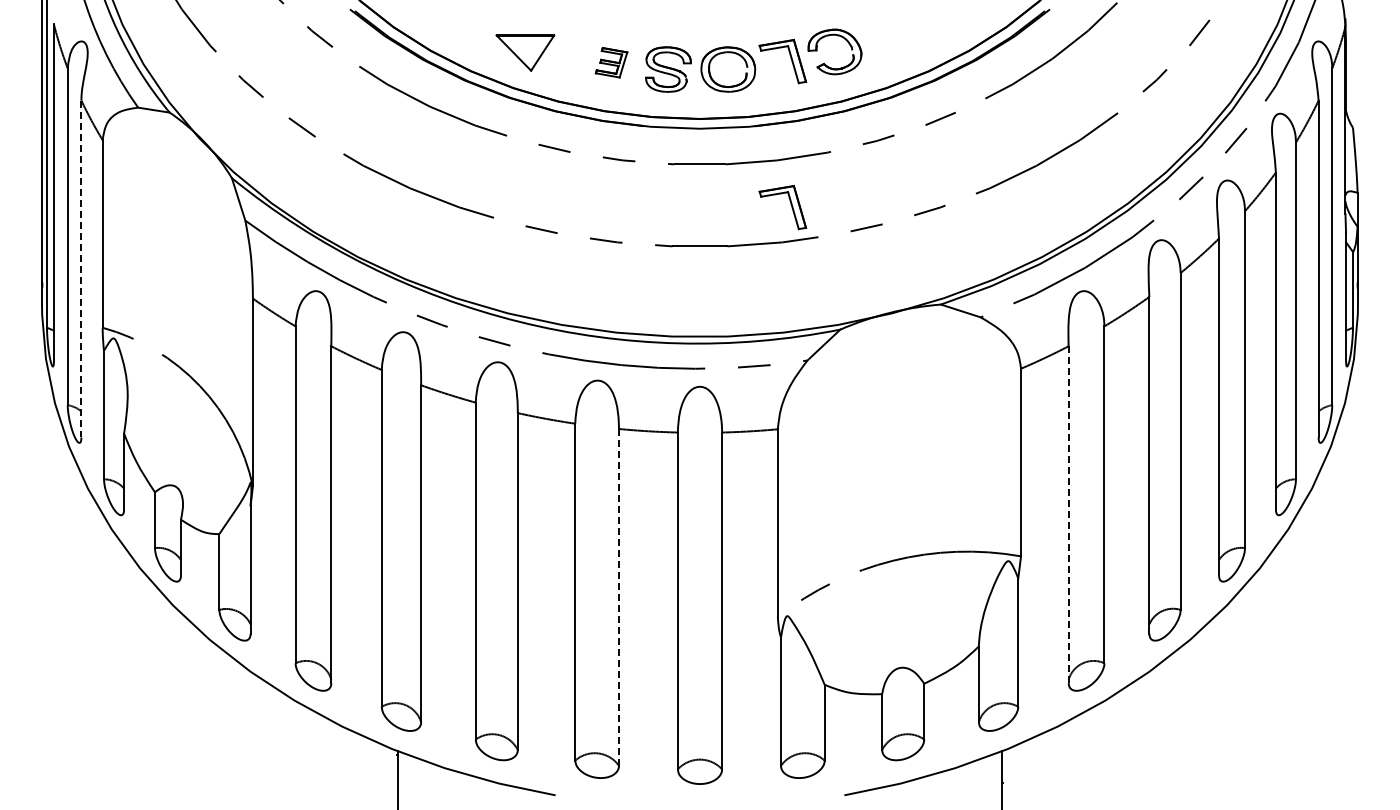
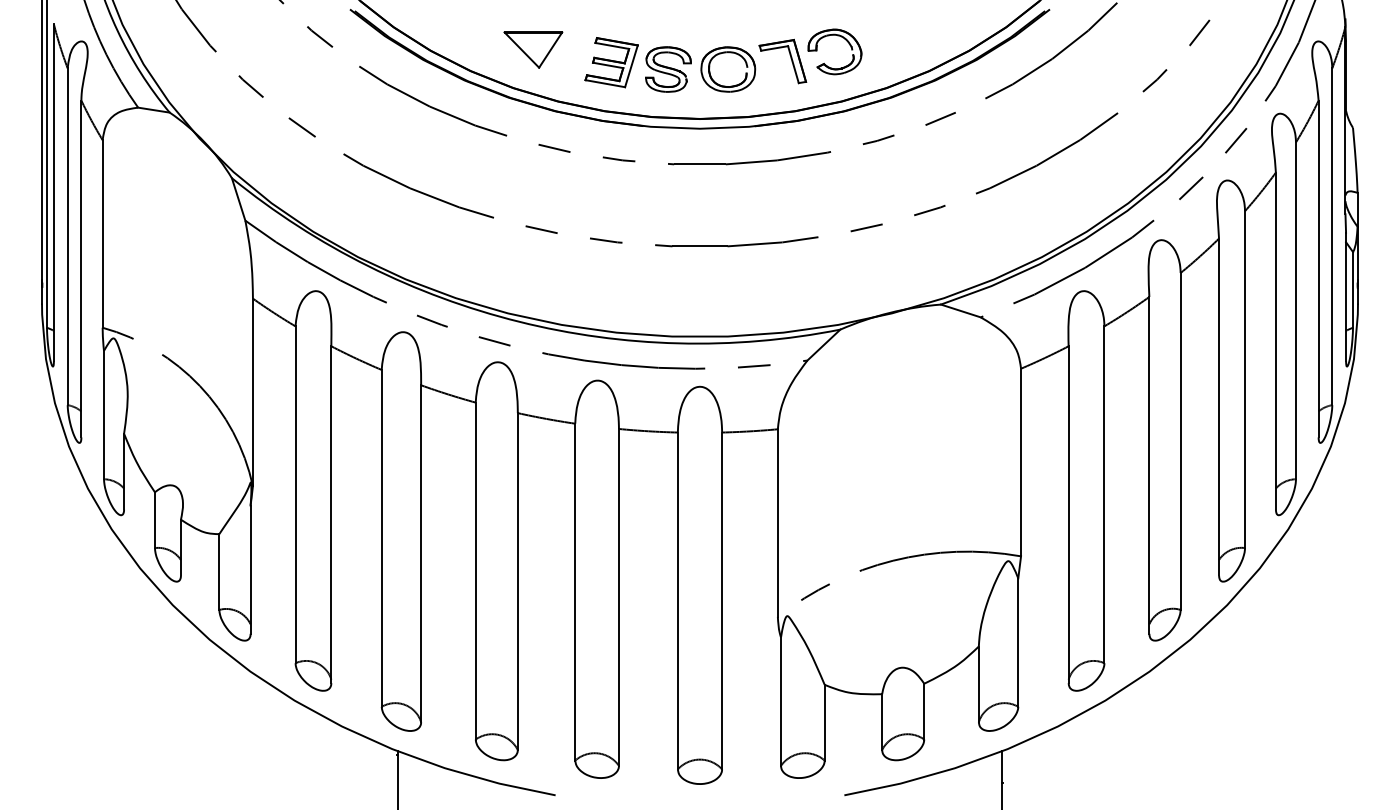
part position: (525, 52) -> (533, 49) (533, 49)
part size: 35x32 px -> 55x52 px (611, 62)
part: present -> none (790, 204)
line: dashed -> solid (81, 269)
line: dashed -> solid (1068, 514)
line: dashed -> solid (618, 597)
